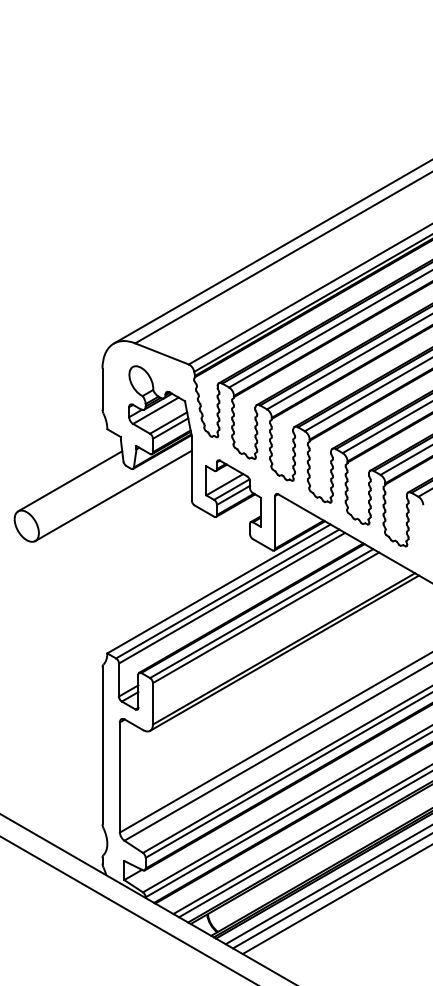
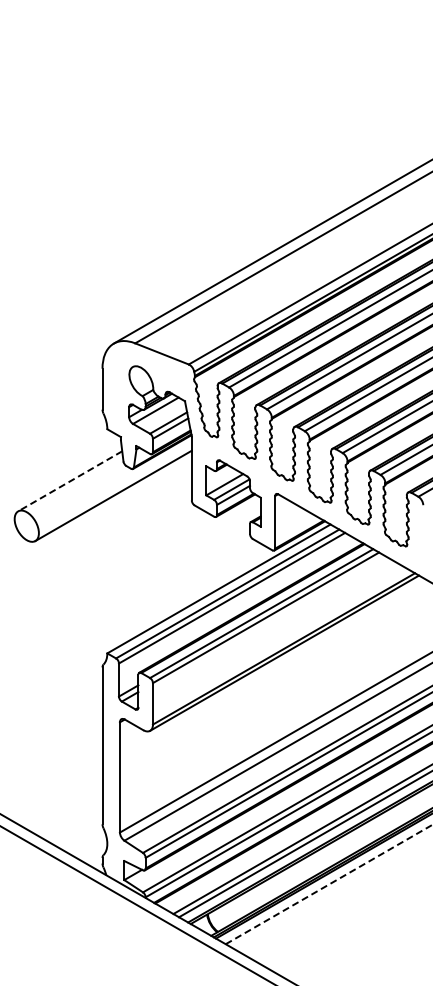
line: solid -> dashed (69, 481)
line: solid -> dashed (329, 884)
line: present -> none (331, 891)
line: present -> none (335, 899)
line position: (127, 909) -> (136, 904) (136, 904)
